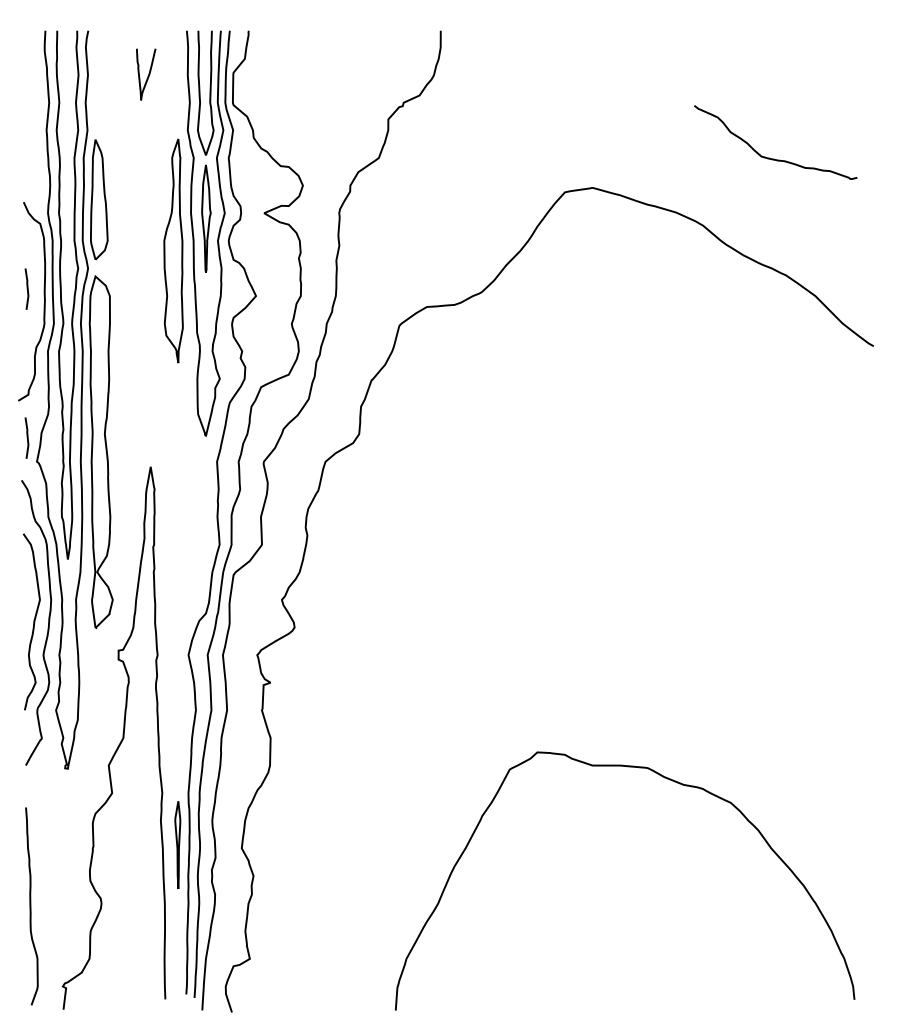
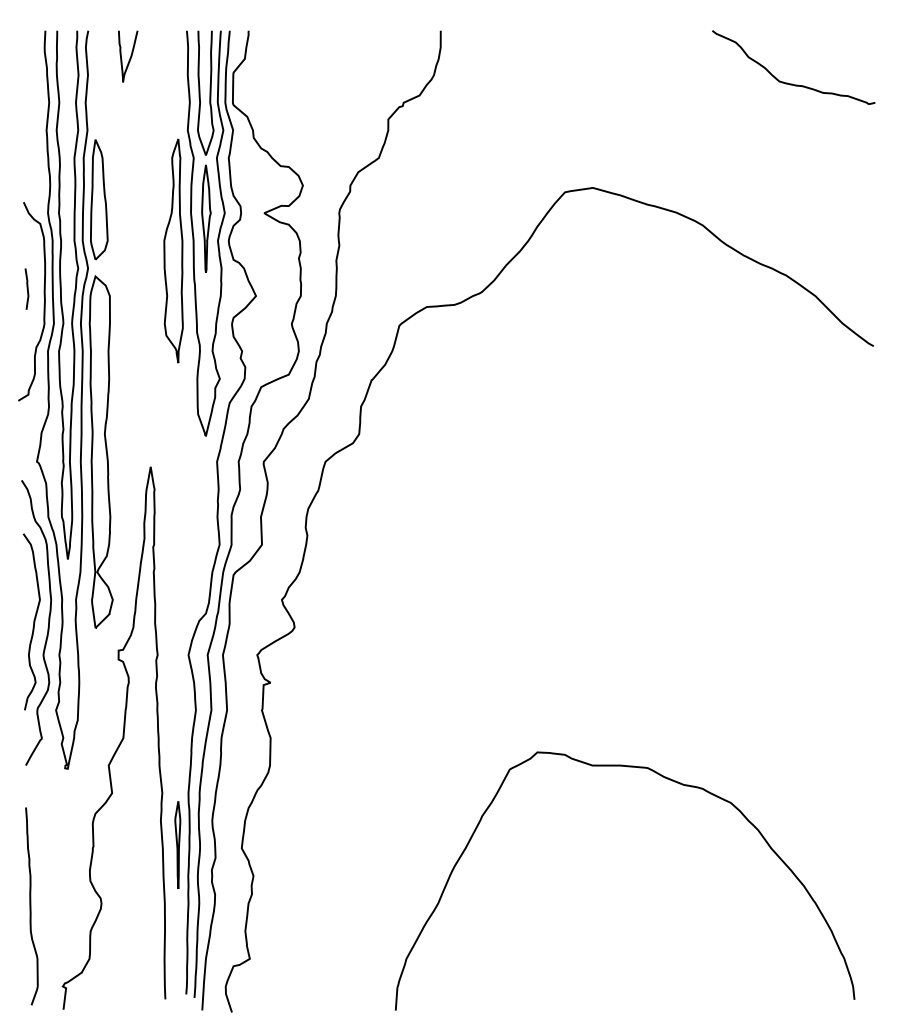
curve position: (148, 74) -> (130, 56) (130, 56)
curve position: (774, 158) -> (792, 83) (792, 83)
line: present -> none (26, 437)
